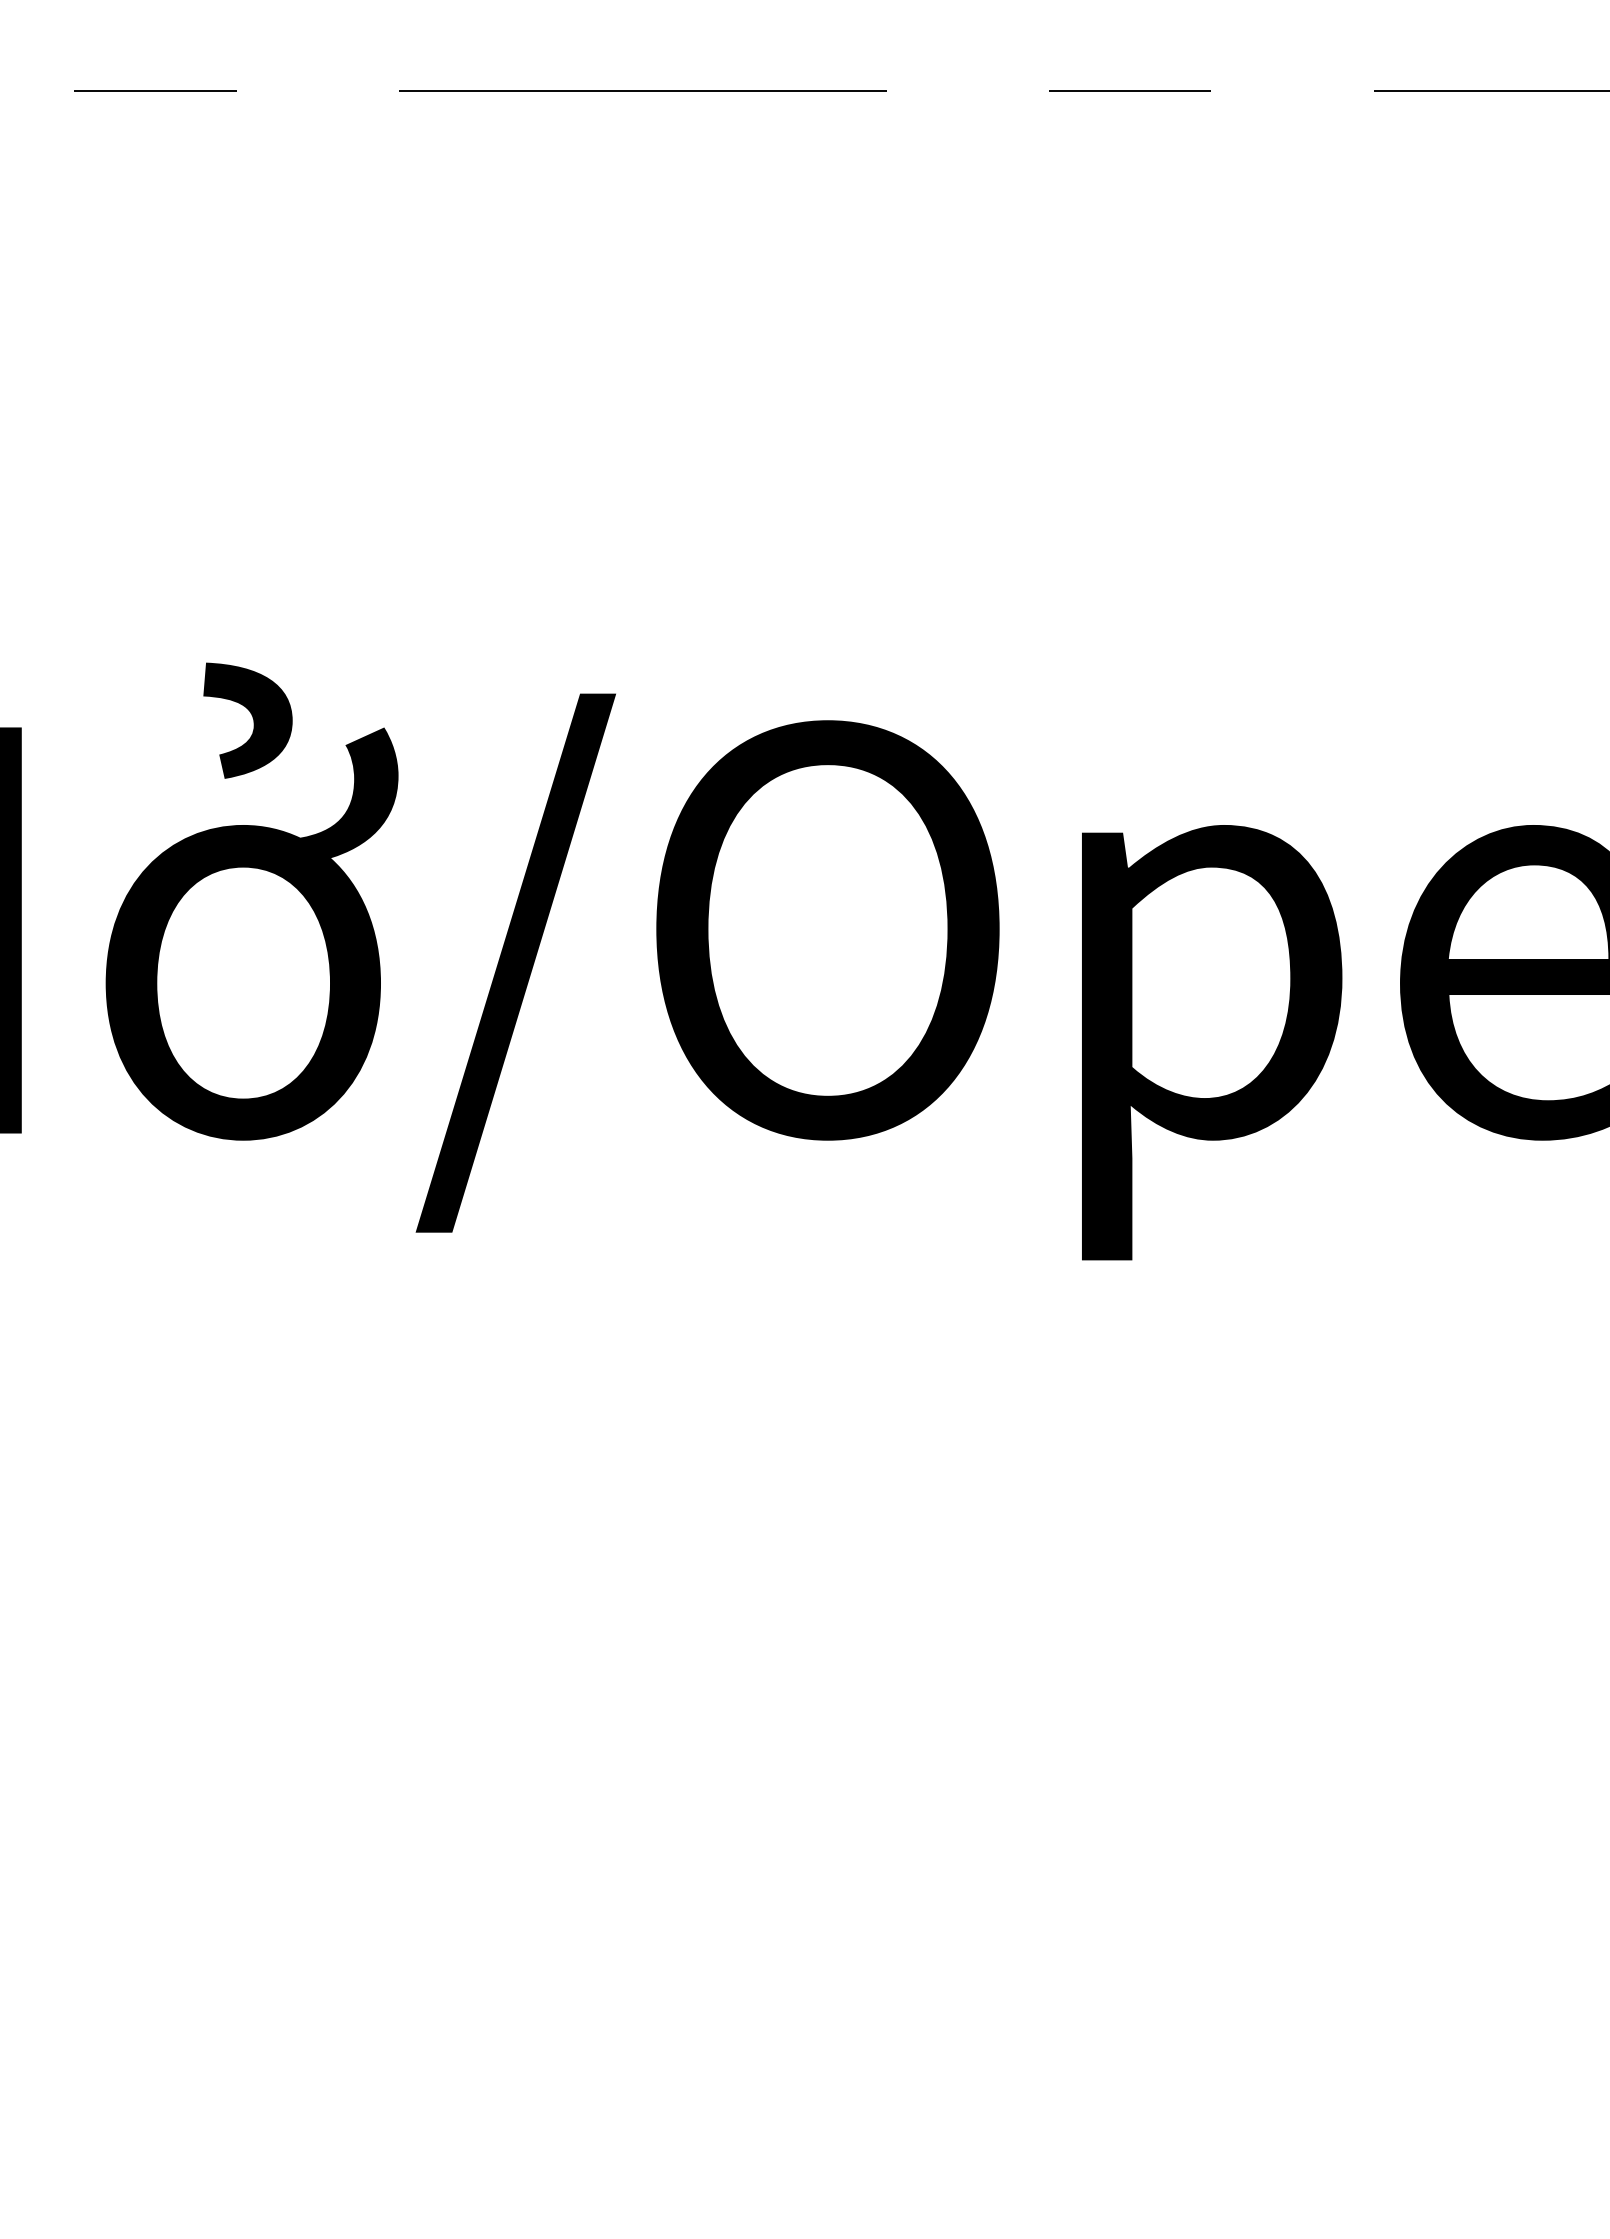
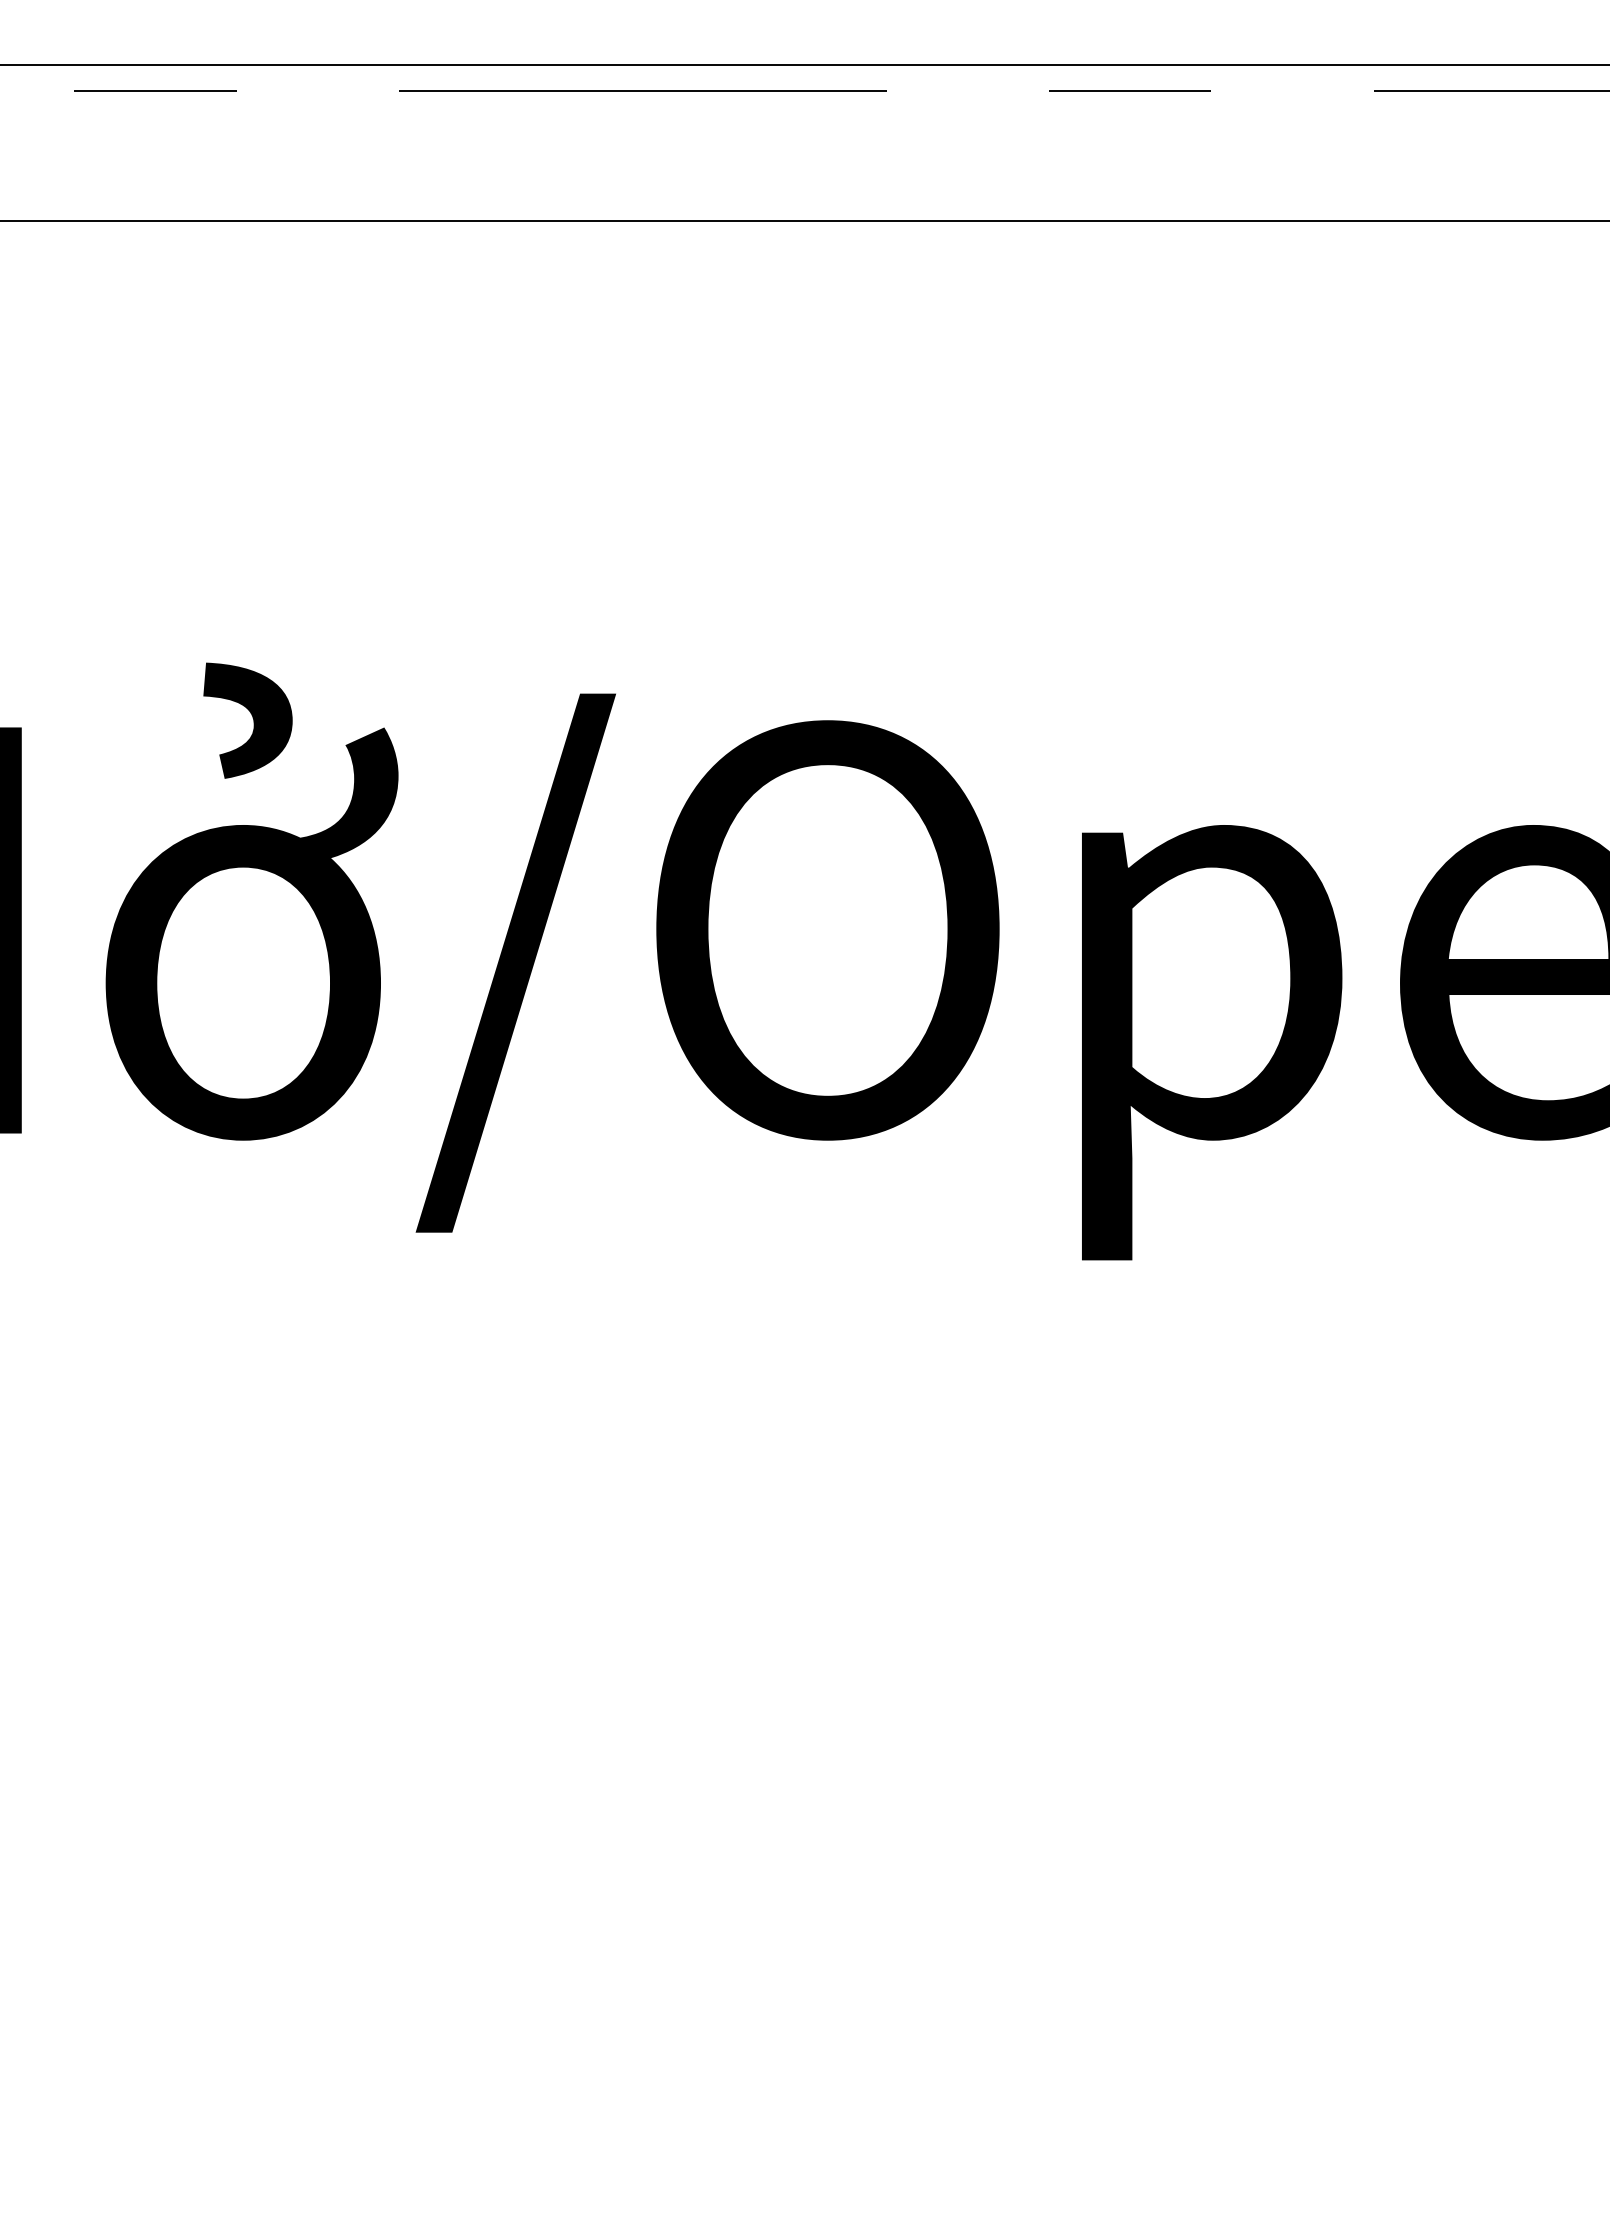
line: none -> present (804, 65)
line: none -> present (804, 220)
